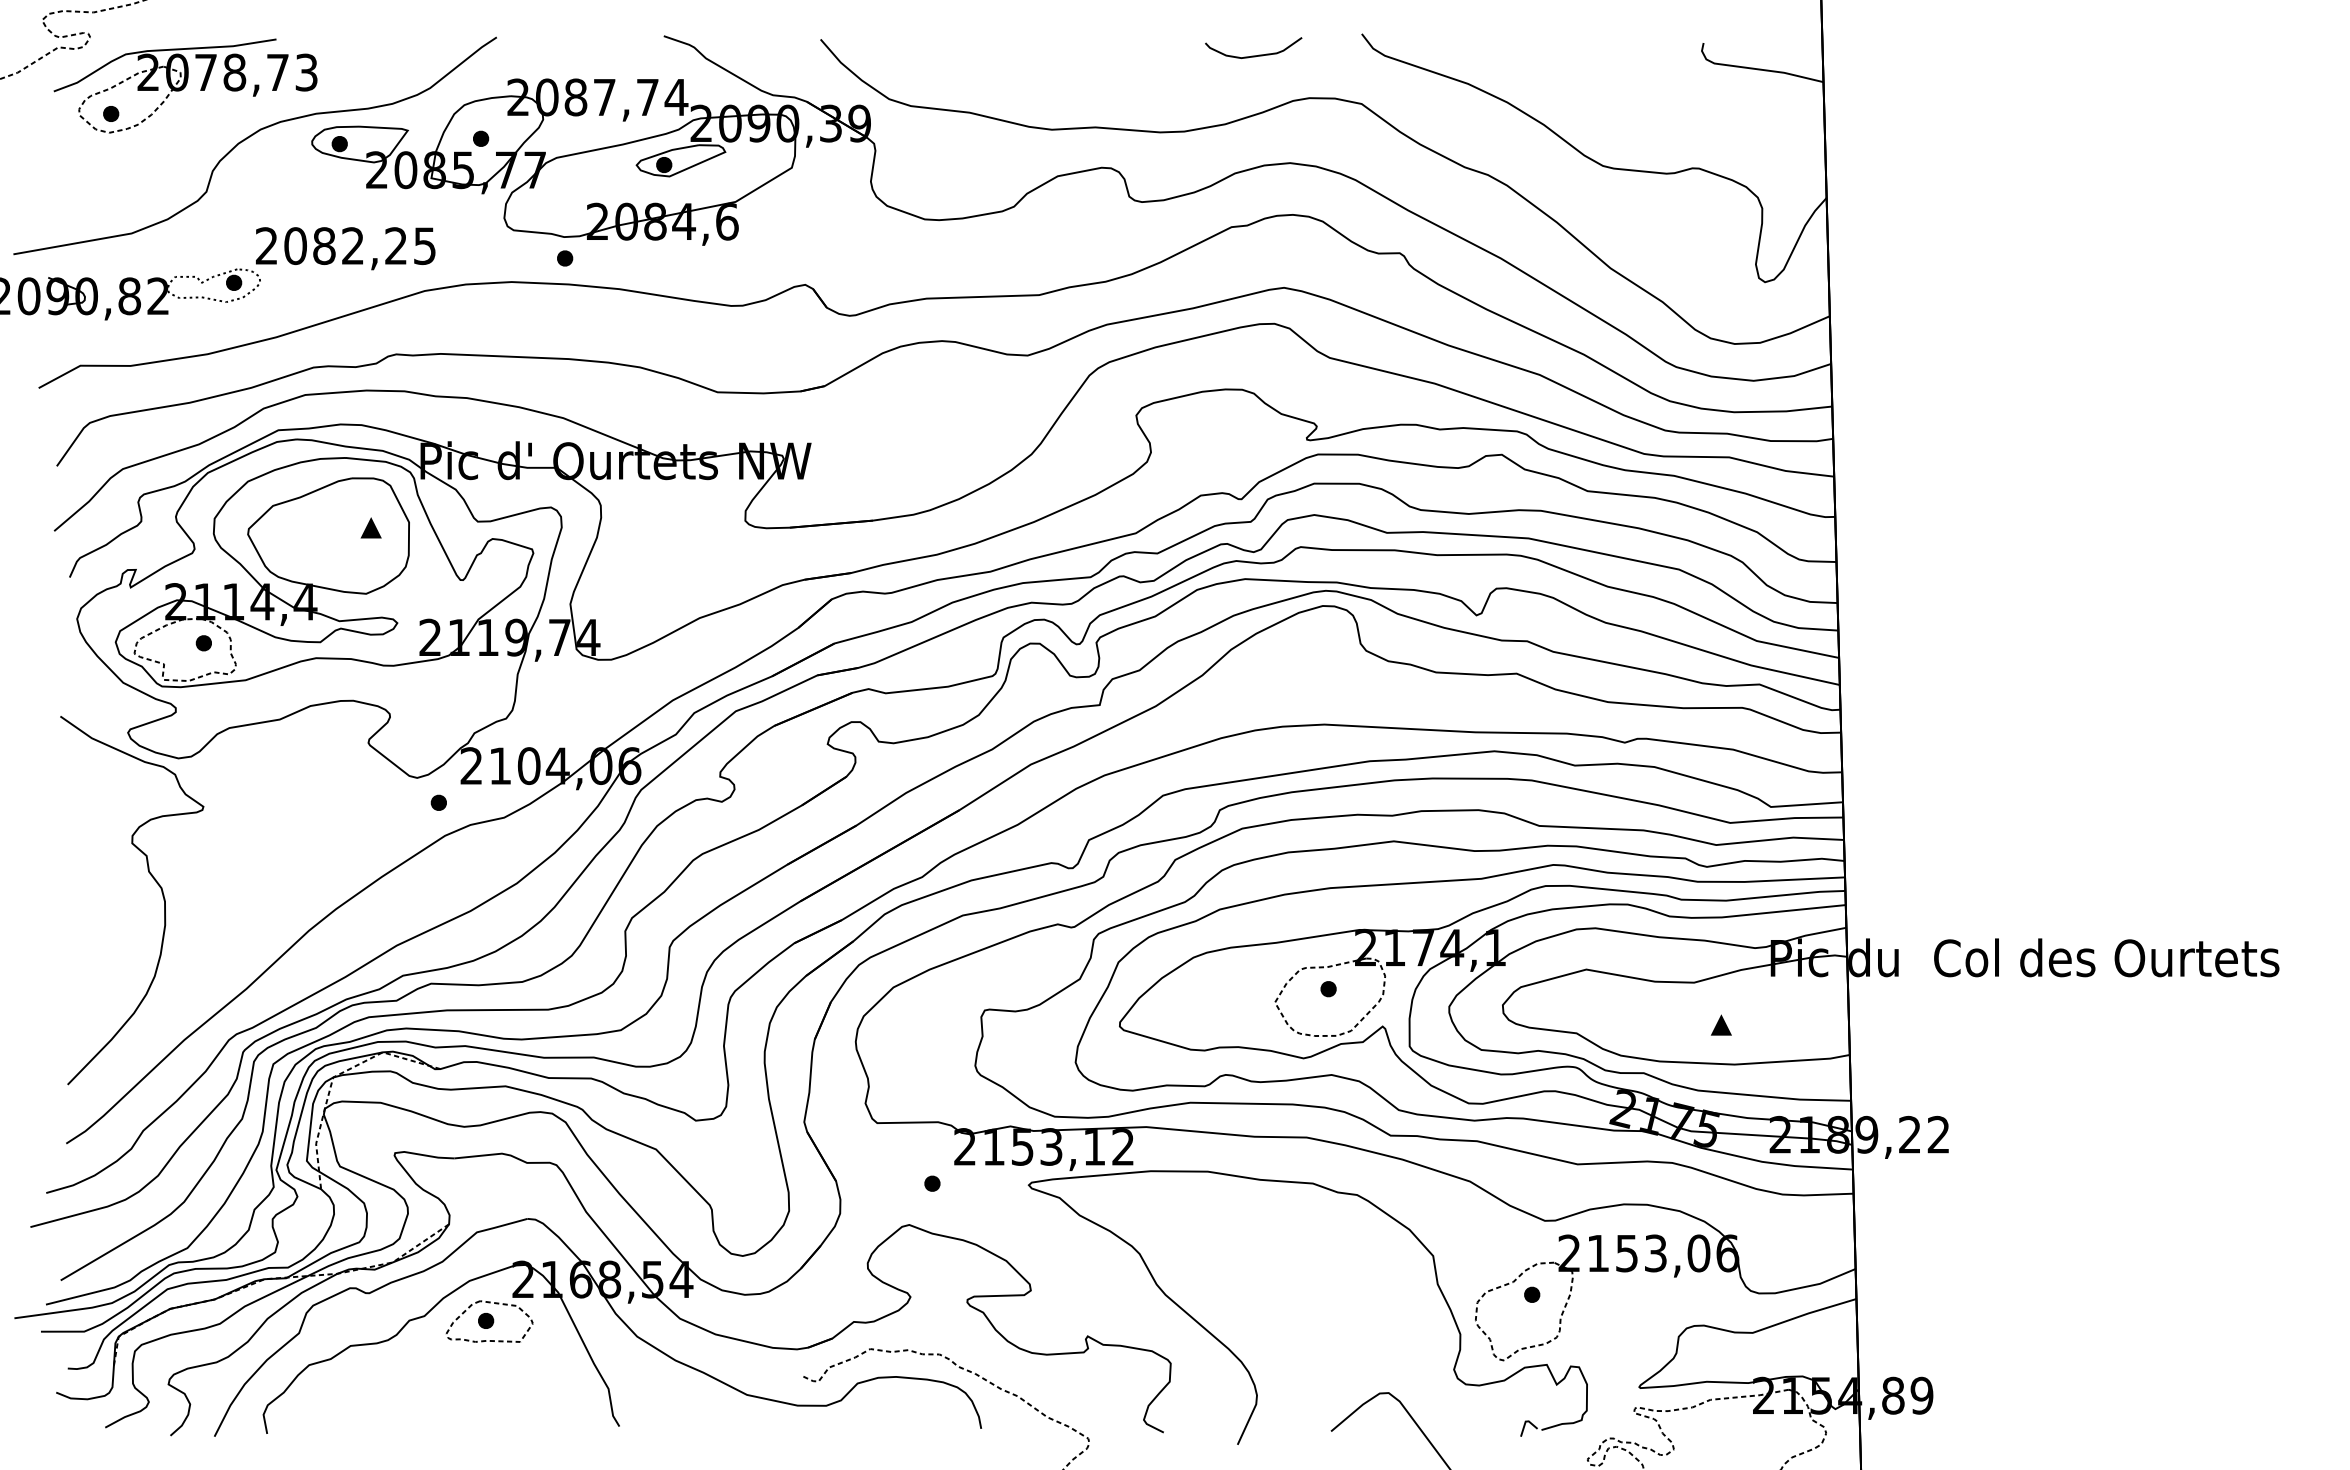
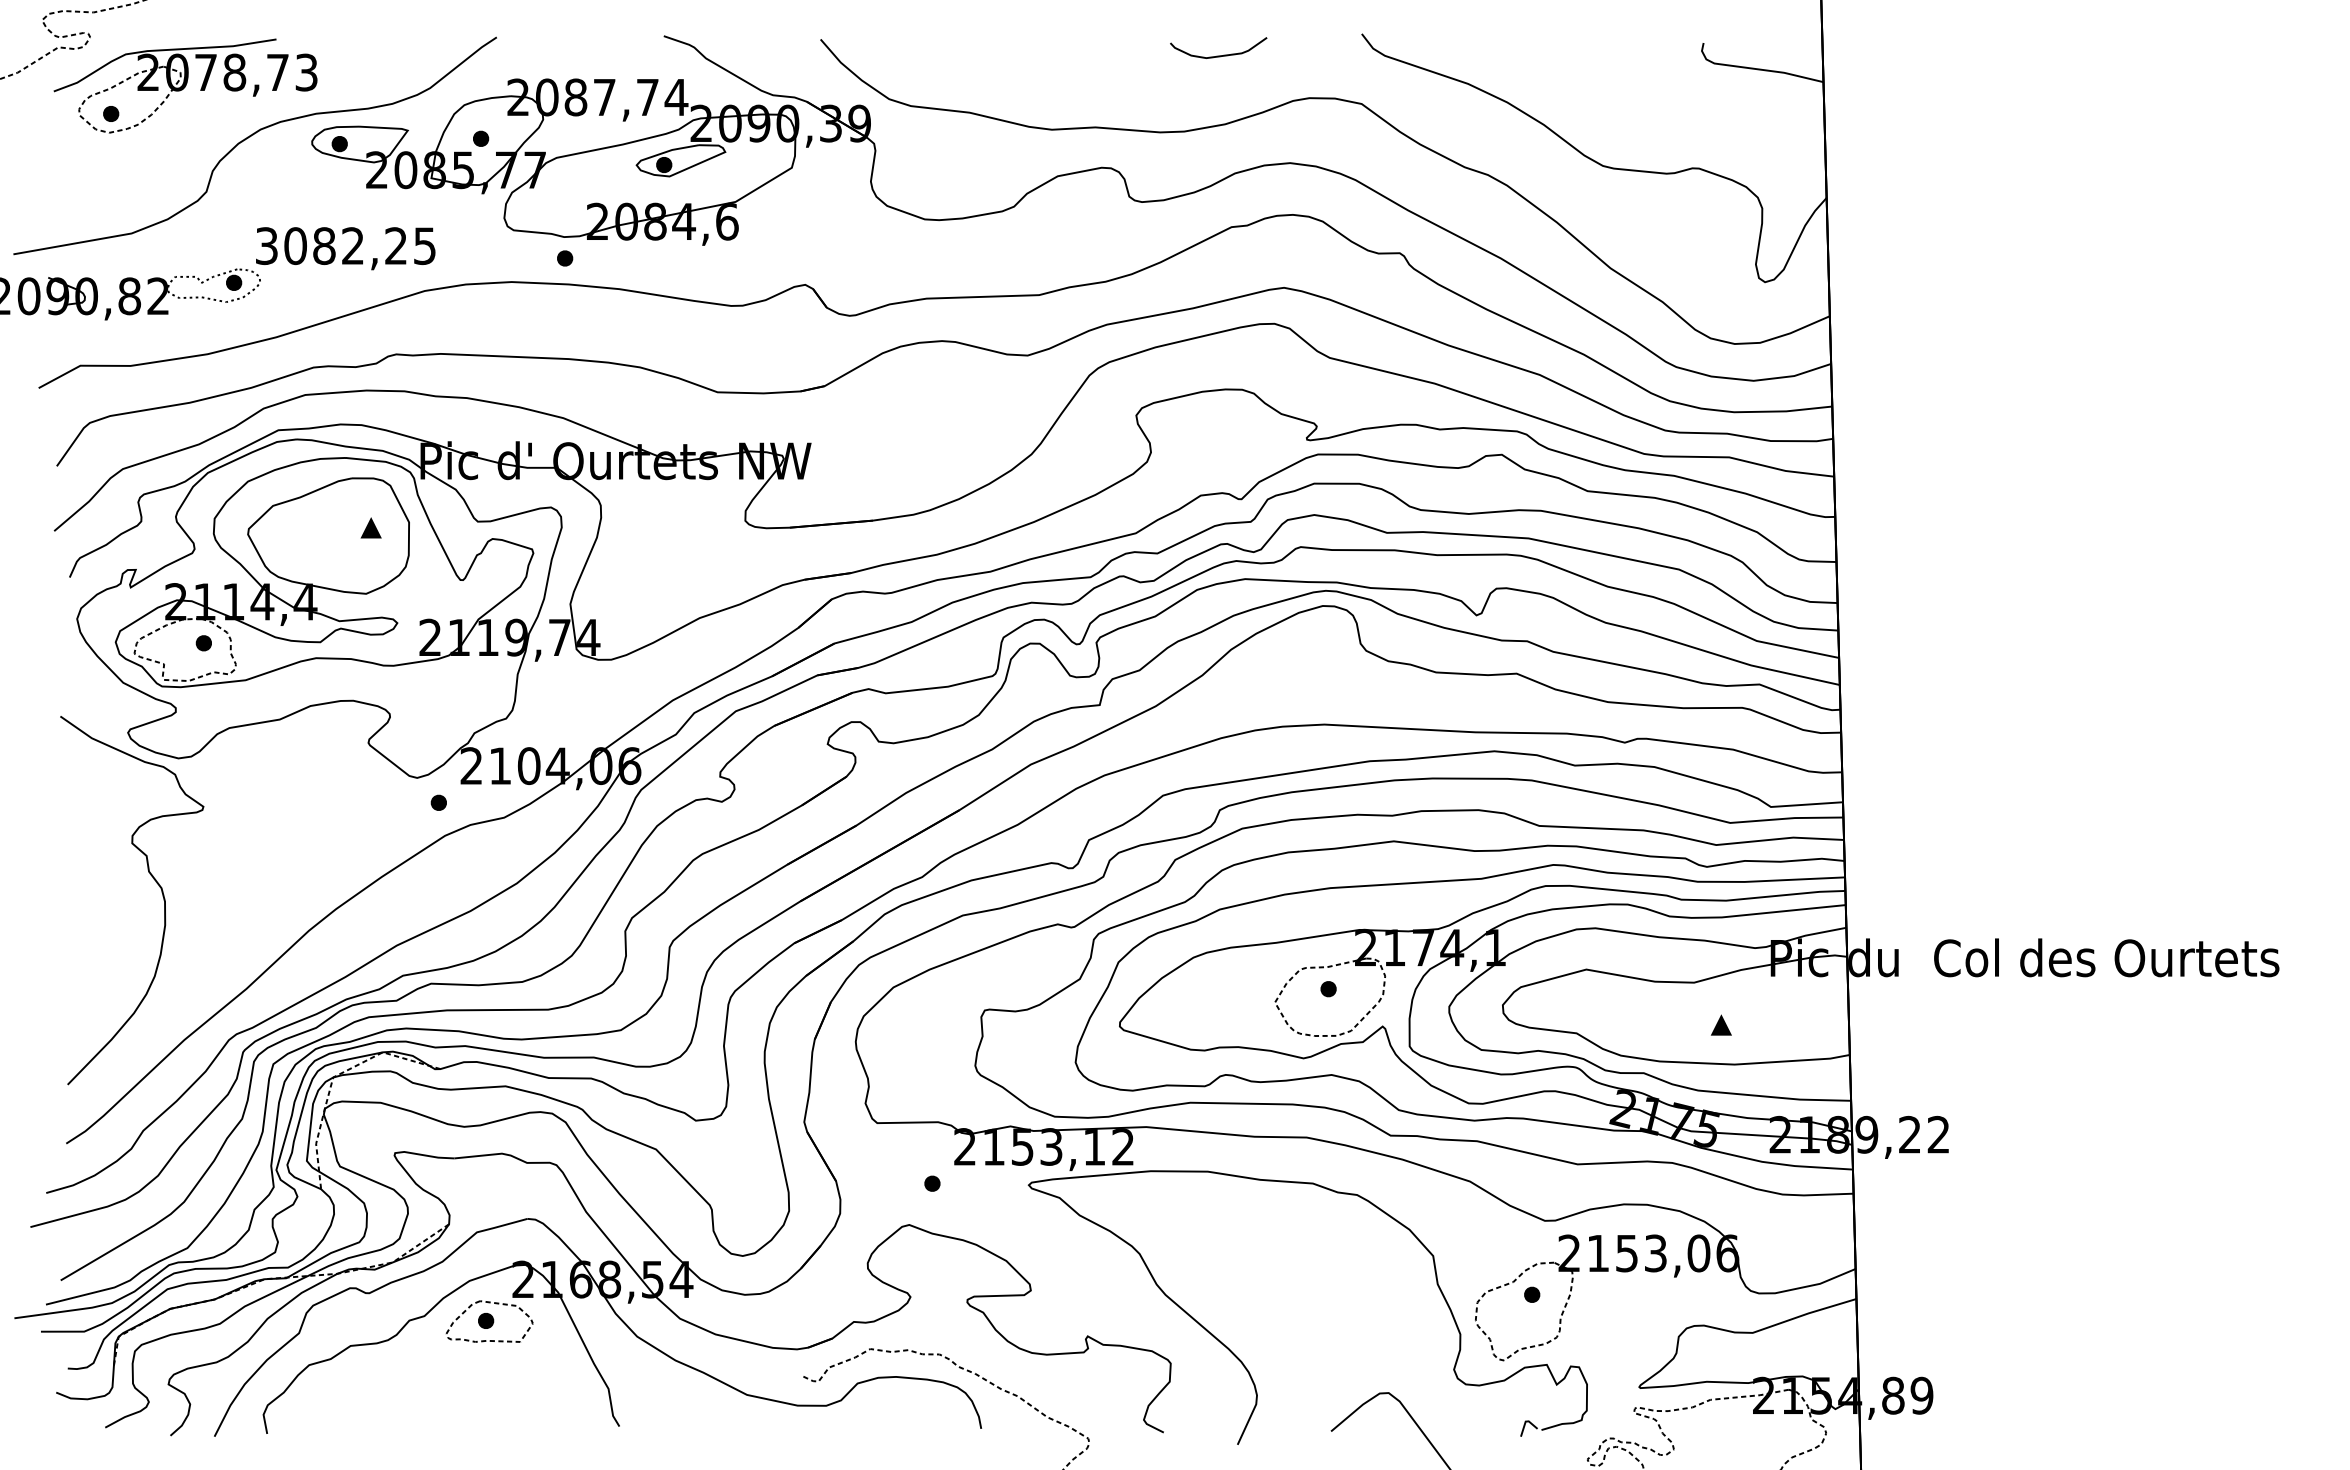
curve position: (1253, 55) -> (1218, 55) (1218, 55)
text: 2082,25 -> 3082,25 (266, 246)
